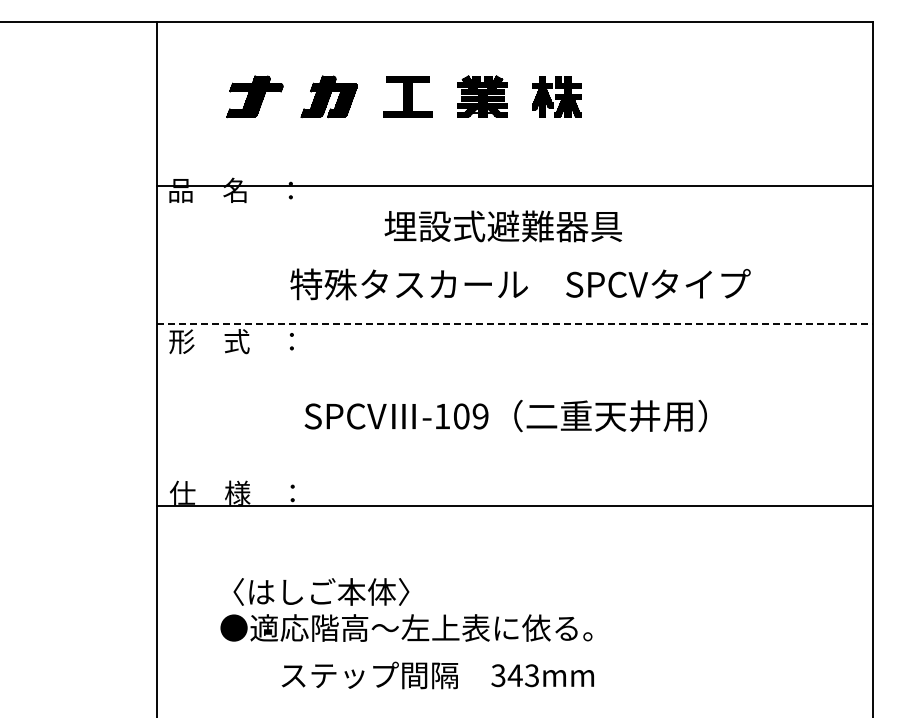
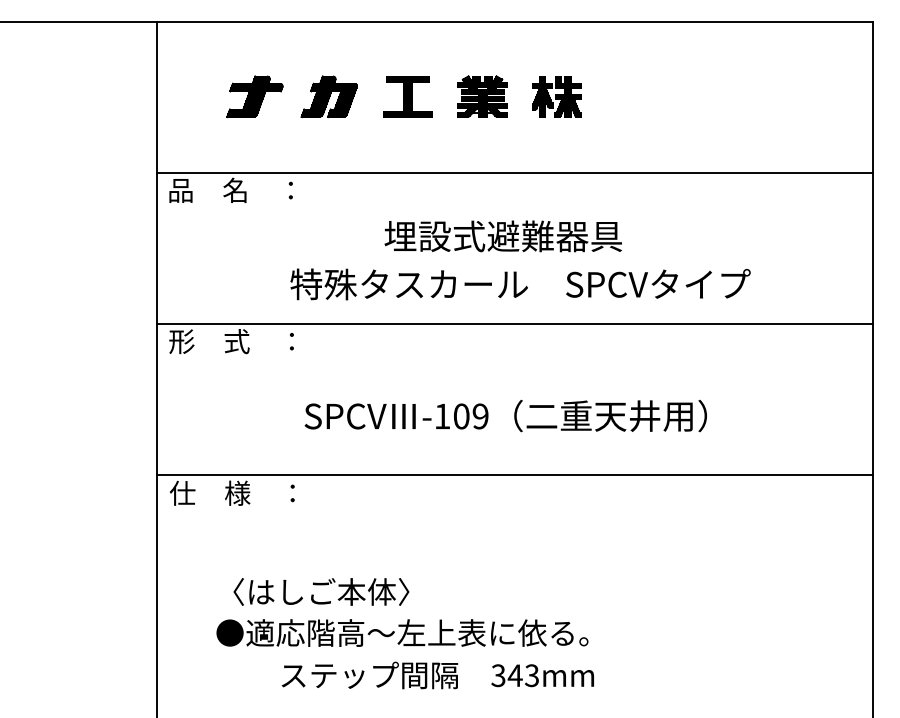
line position: (515, 185) -> (515, 172) (515, 172)
text position: (502, 226) -> (502, 236) (502, 236)
line: dashed -> solid (515, 323)
line position: (515, 506) -> (515, 475) (515, 475)
text position: (406, 627) -> (402, 632) (402, 632)
